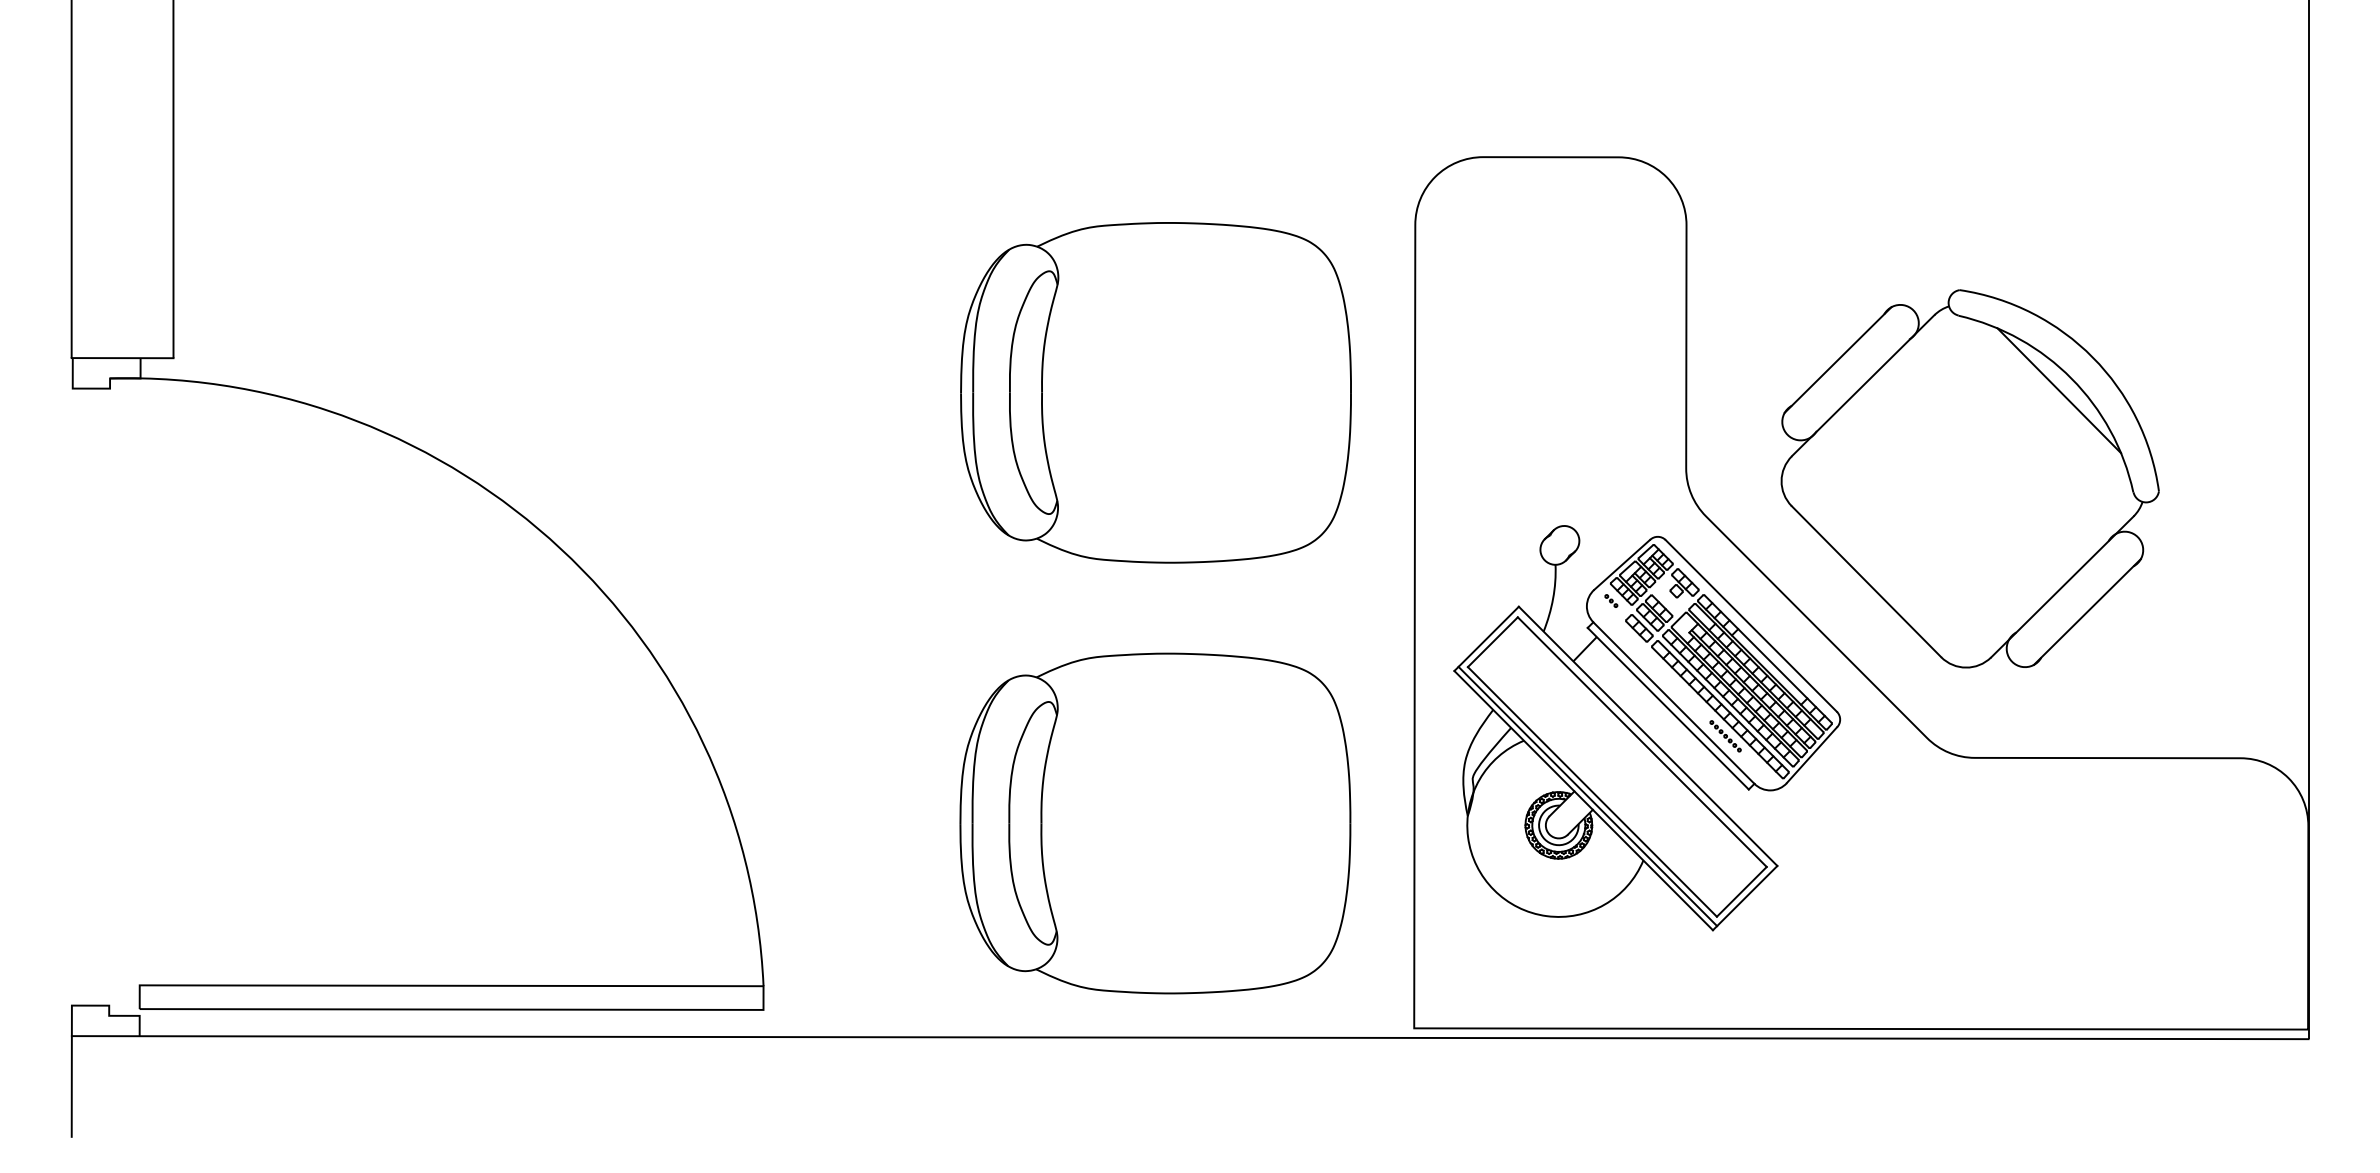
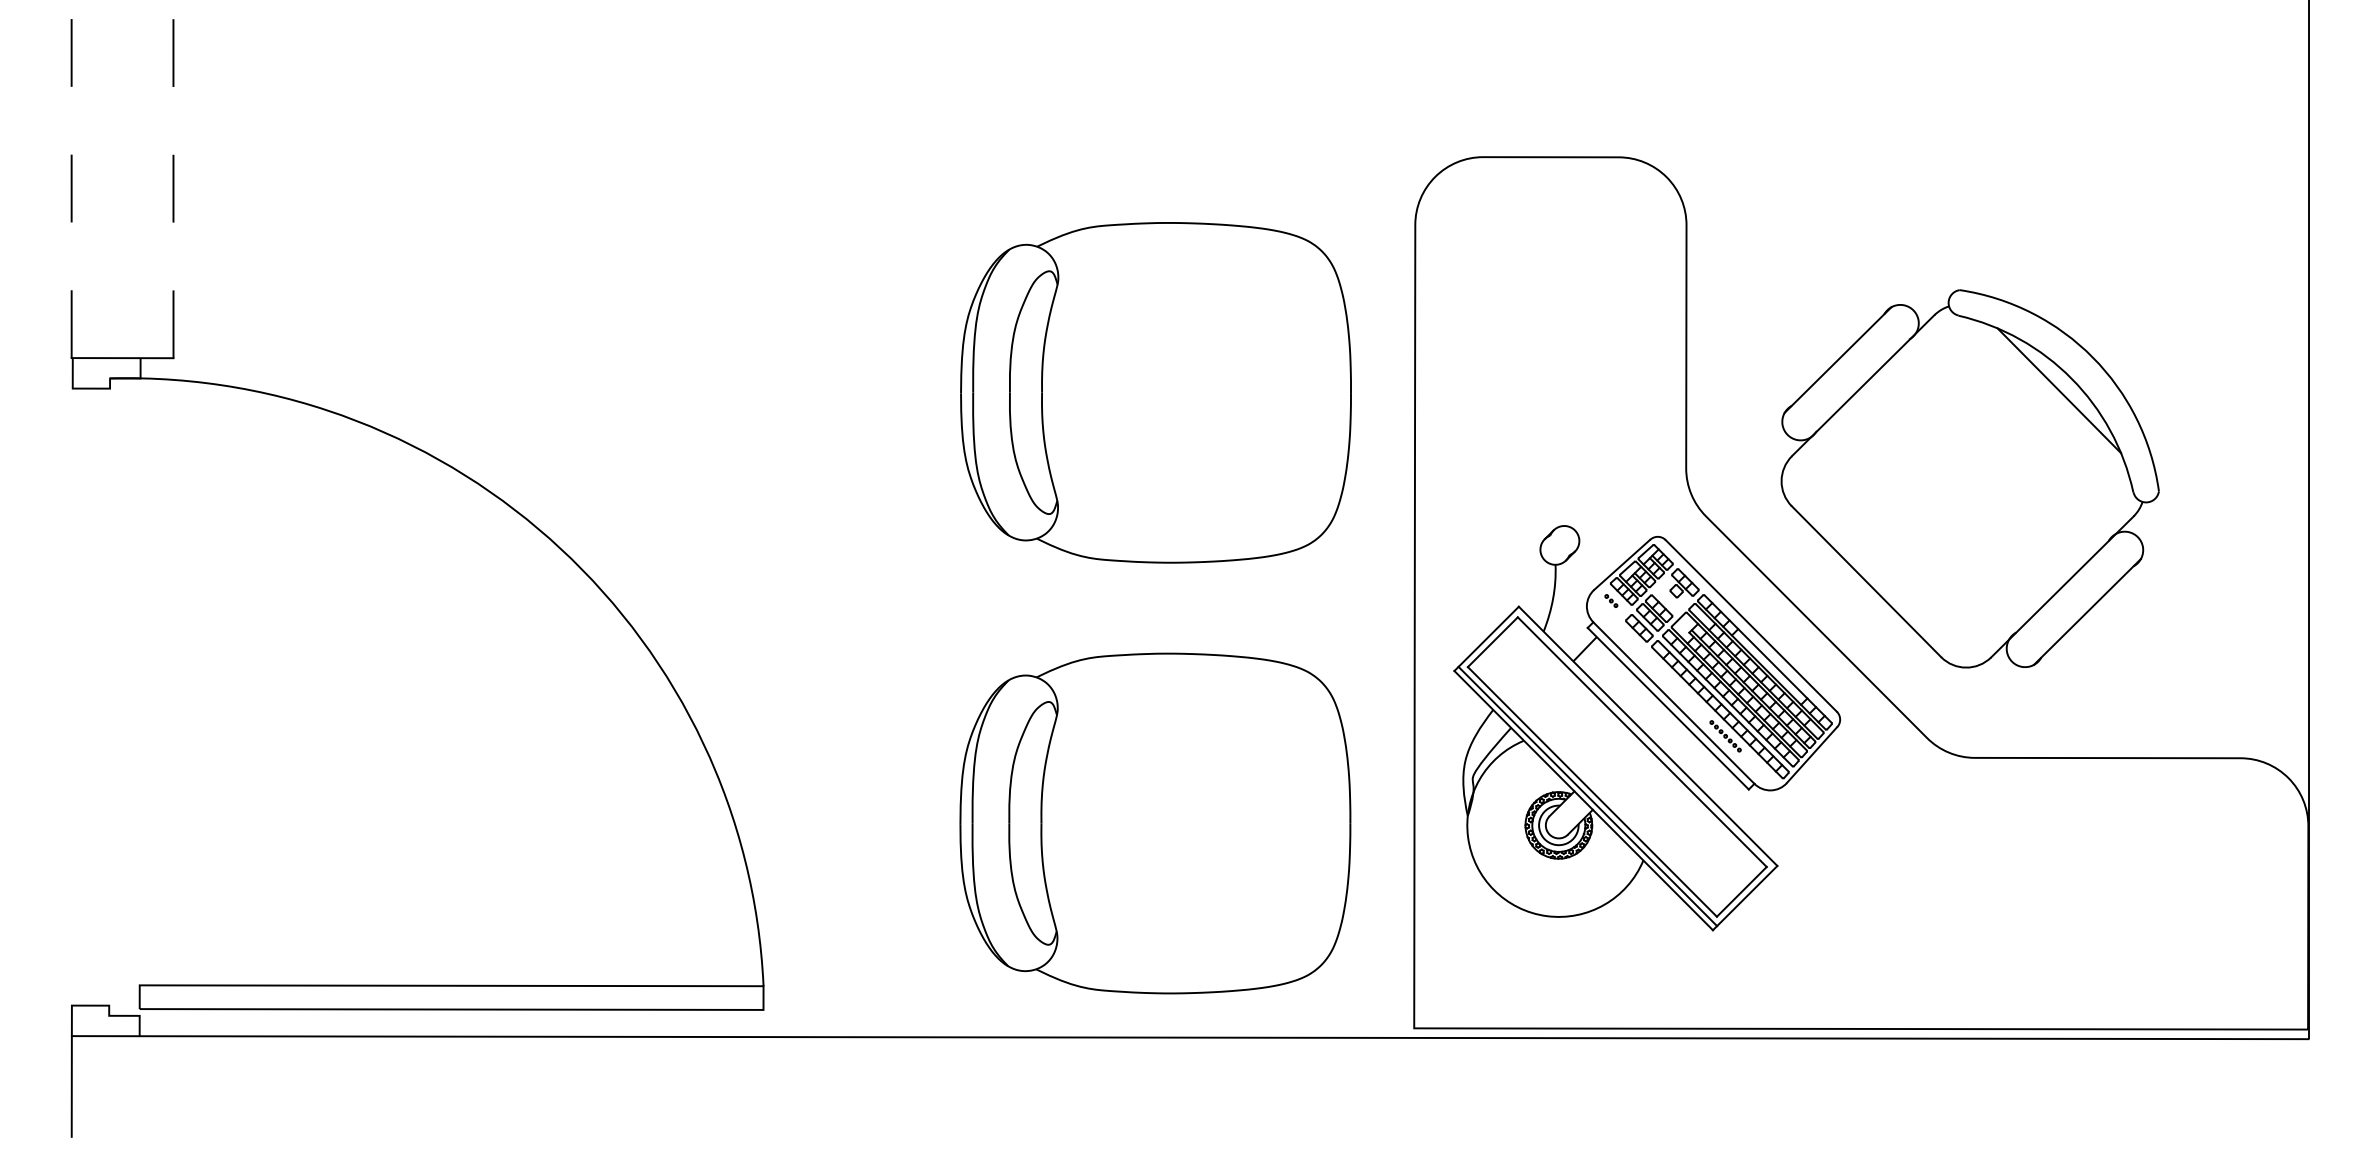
line: solid -> dashed (71, 179)
line: solid -> dashed (173, 179)
